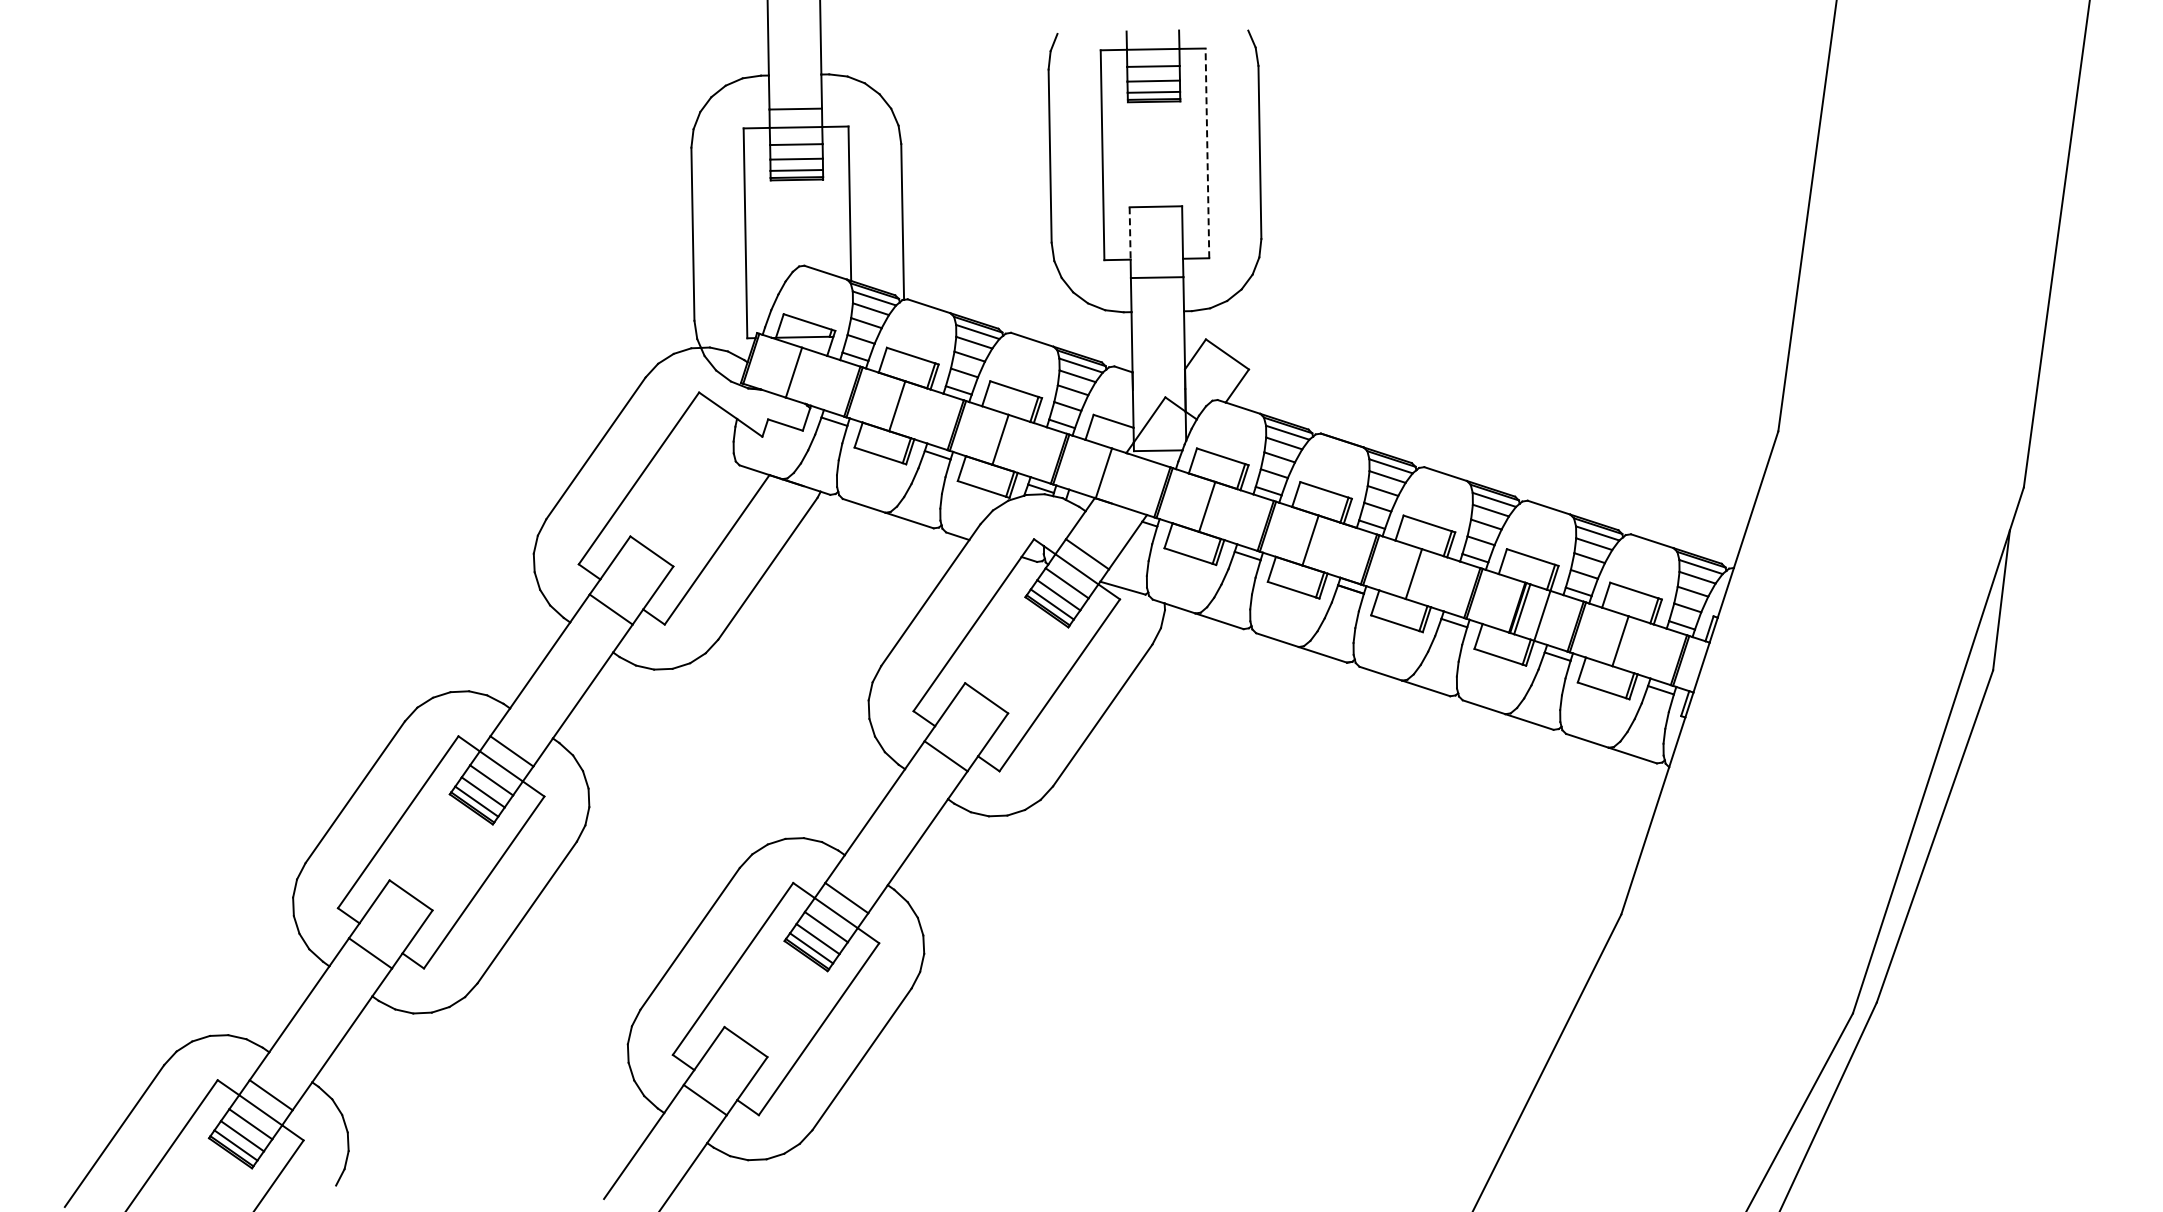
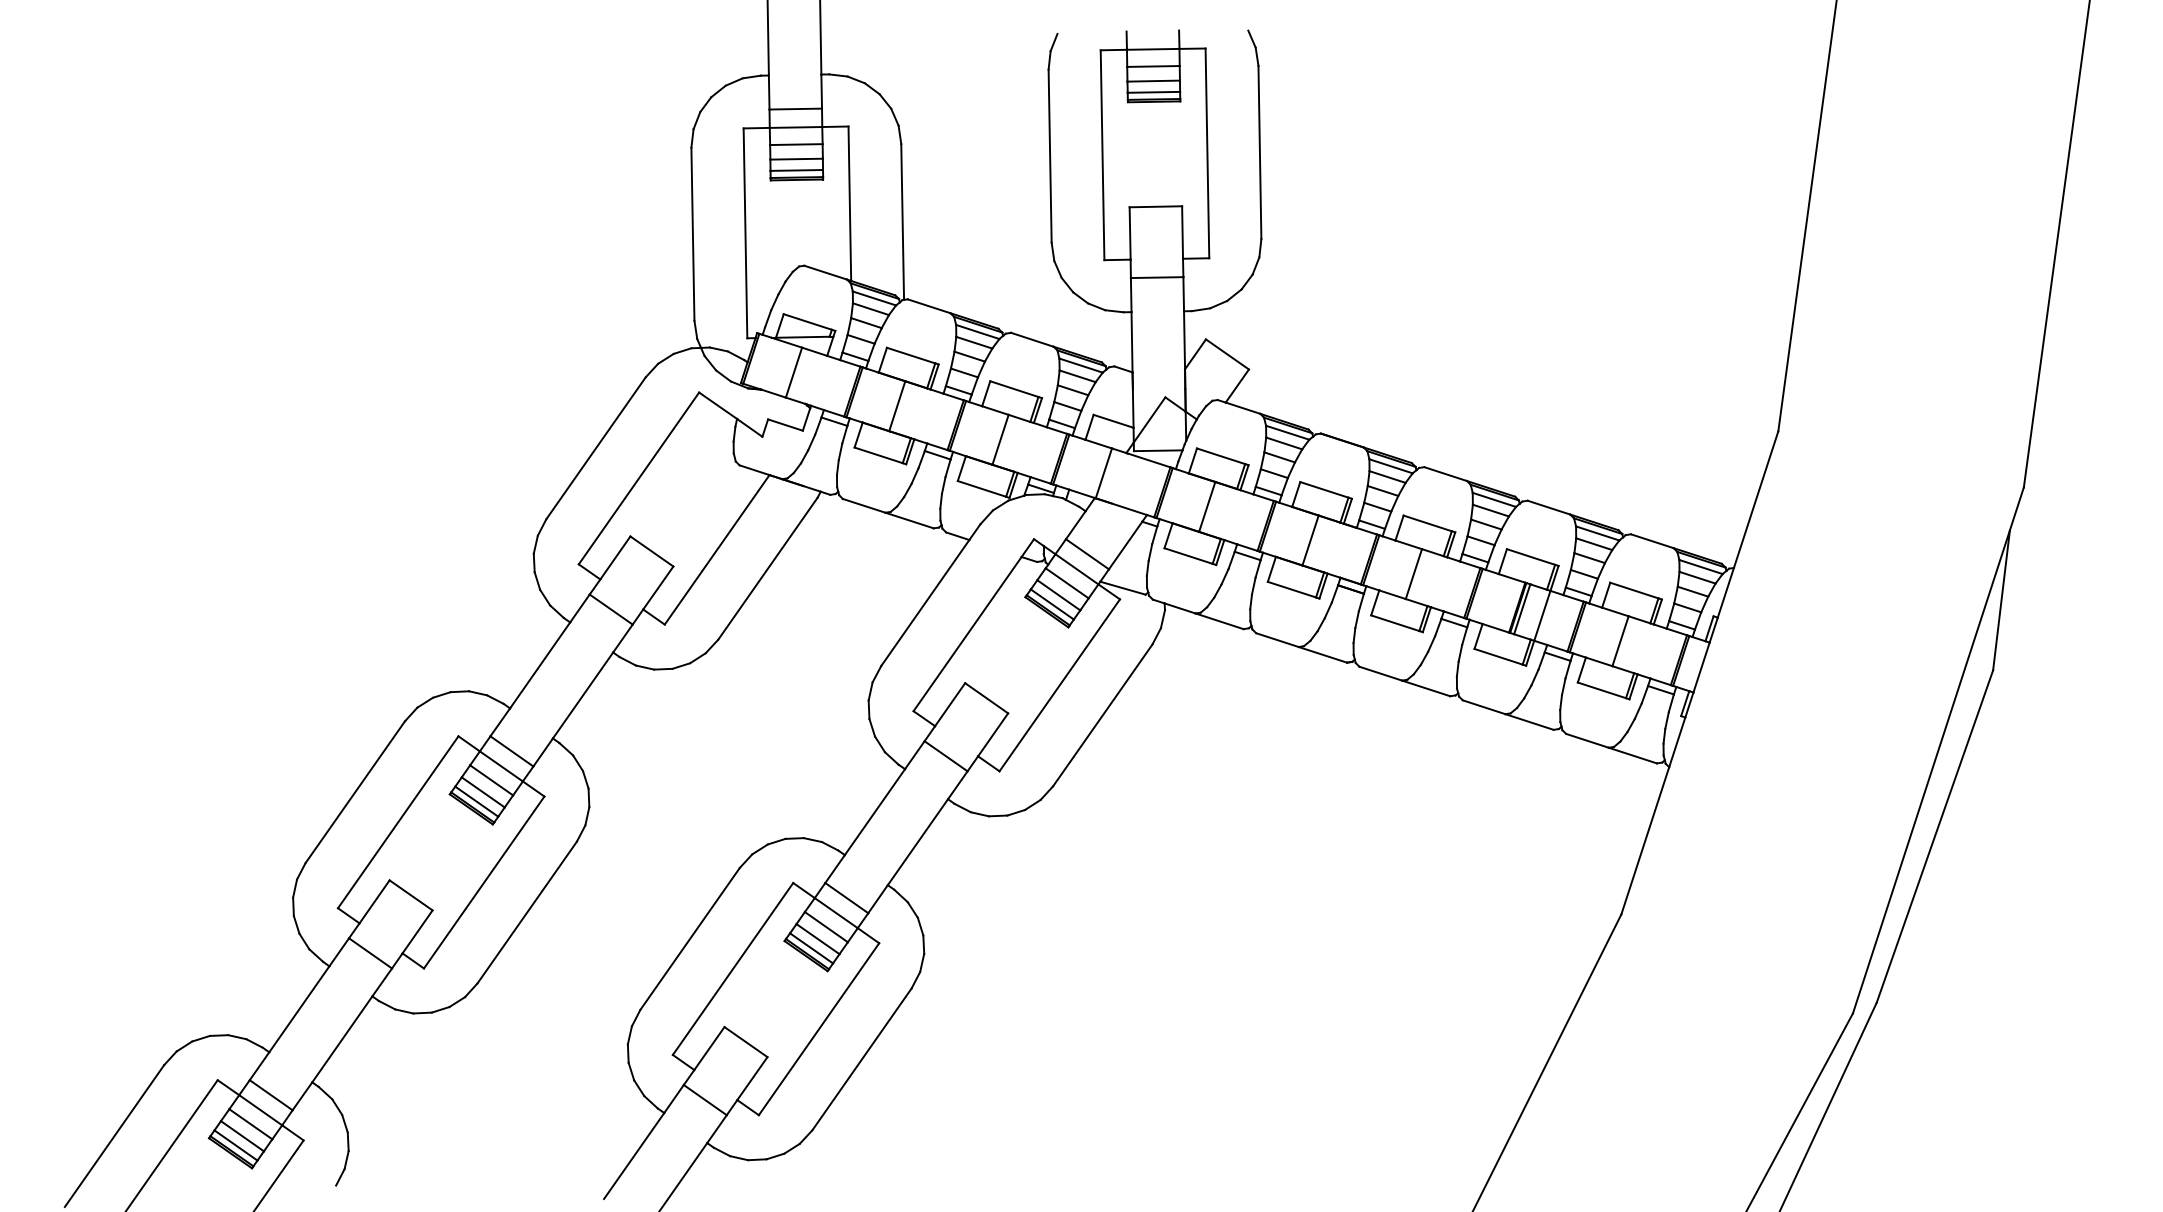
line: dashed -> solid (1207, 153)
line: dashed -> solid (1130, 233)
